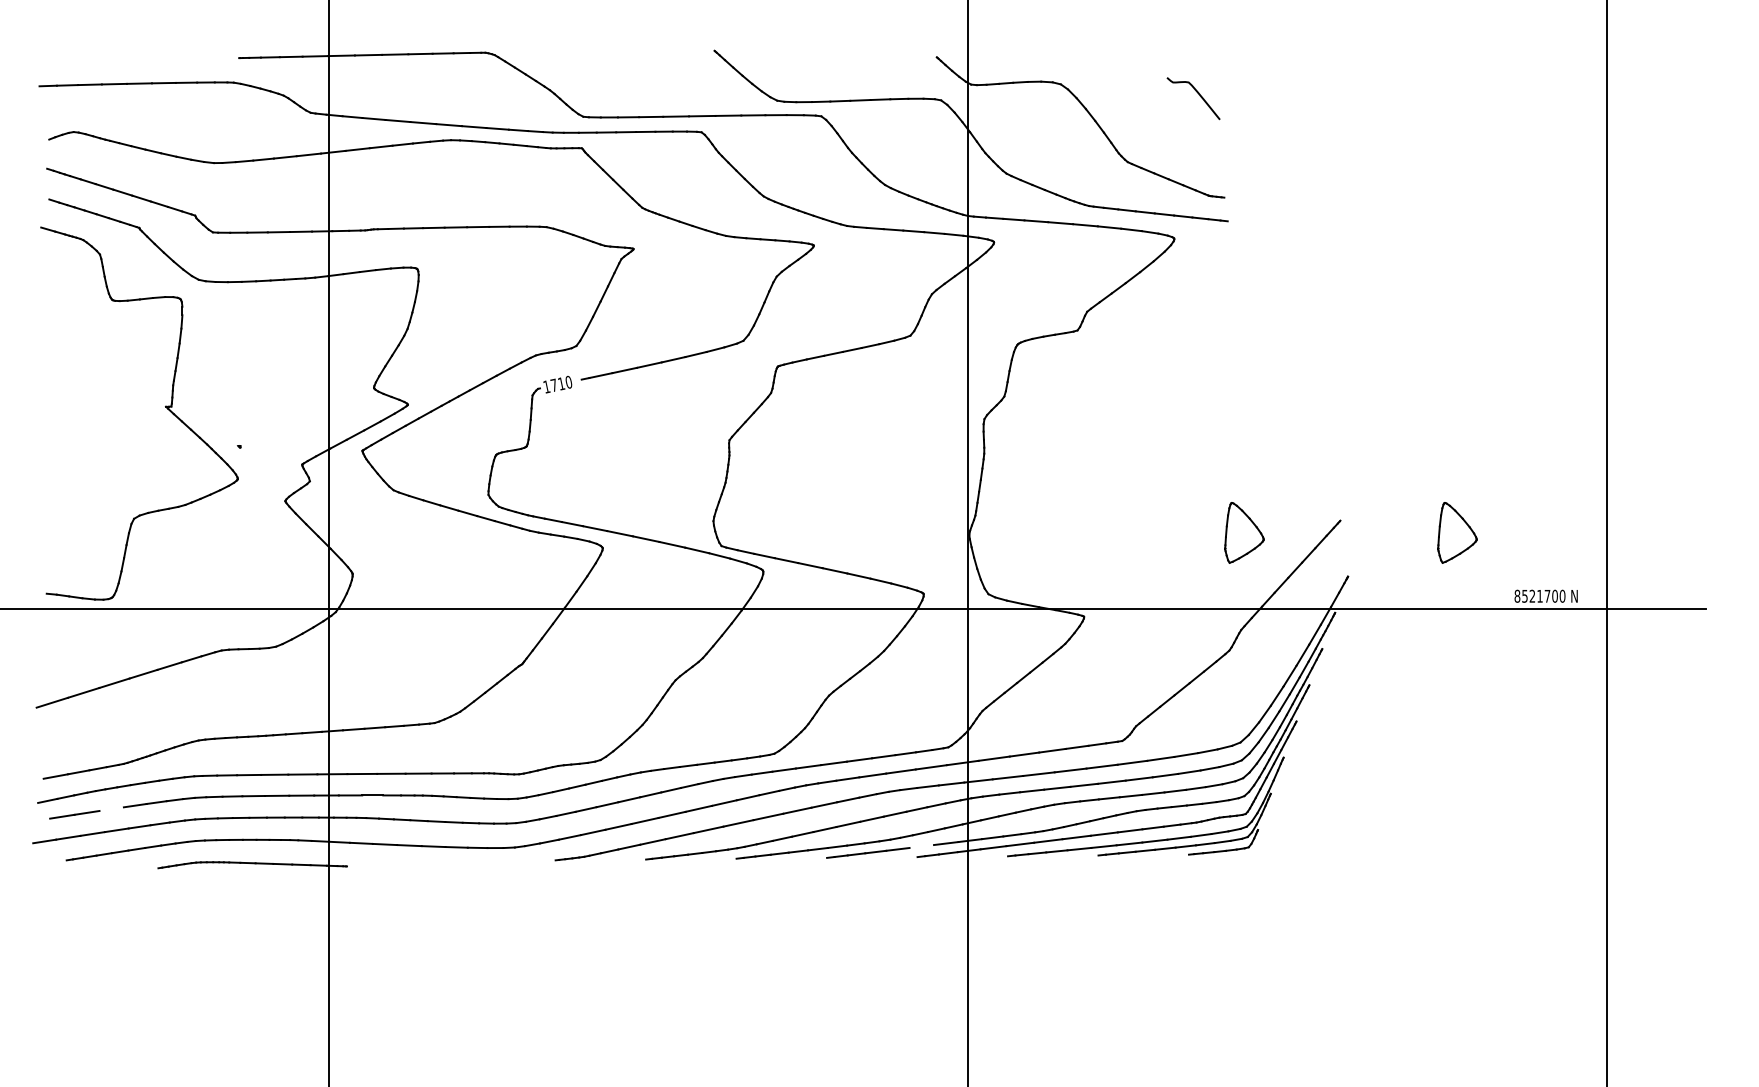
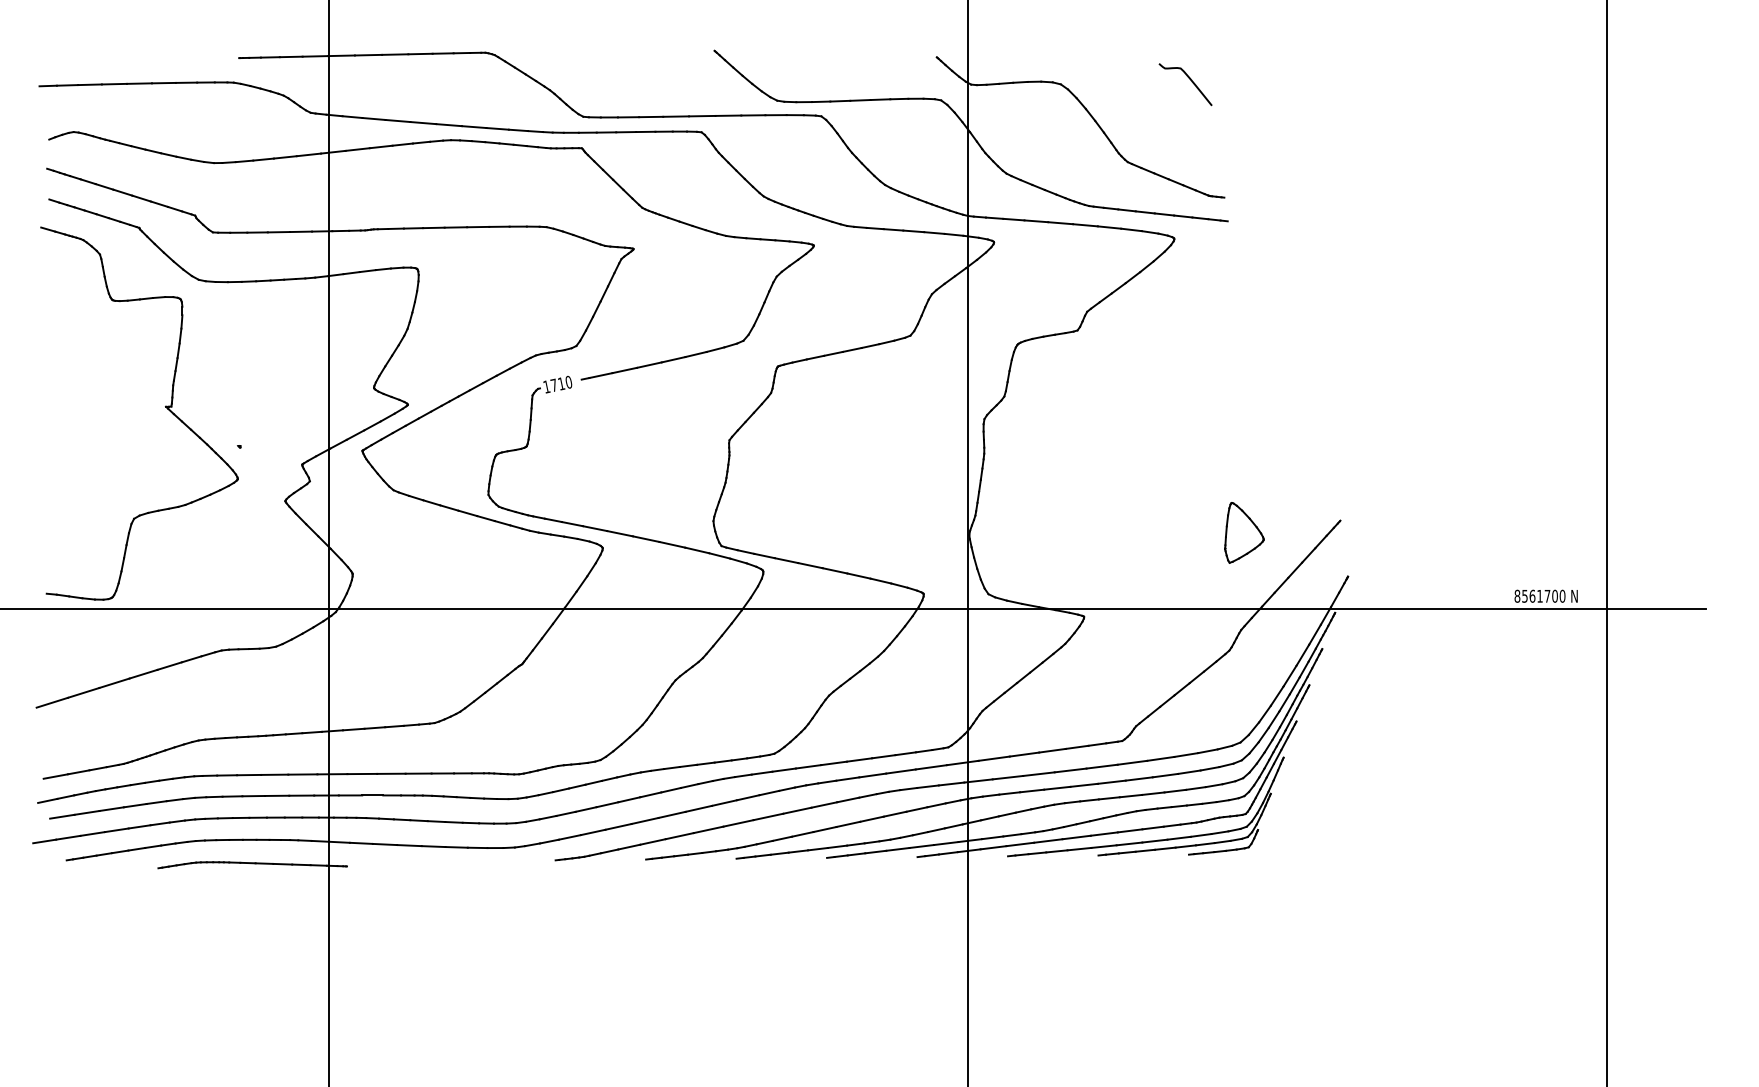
curve position: (1199, 96) -> (1191, 82) (1191, 82)
part: present -> none (1457, 532)
text: 8521700 -> 8561700 (1532, 595)
line: none -> present (111, 808)
line: none -> present (921, 846)
